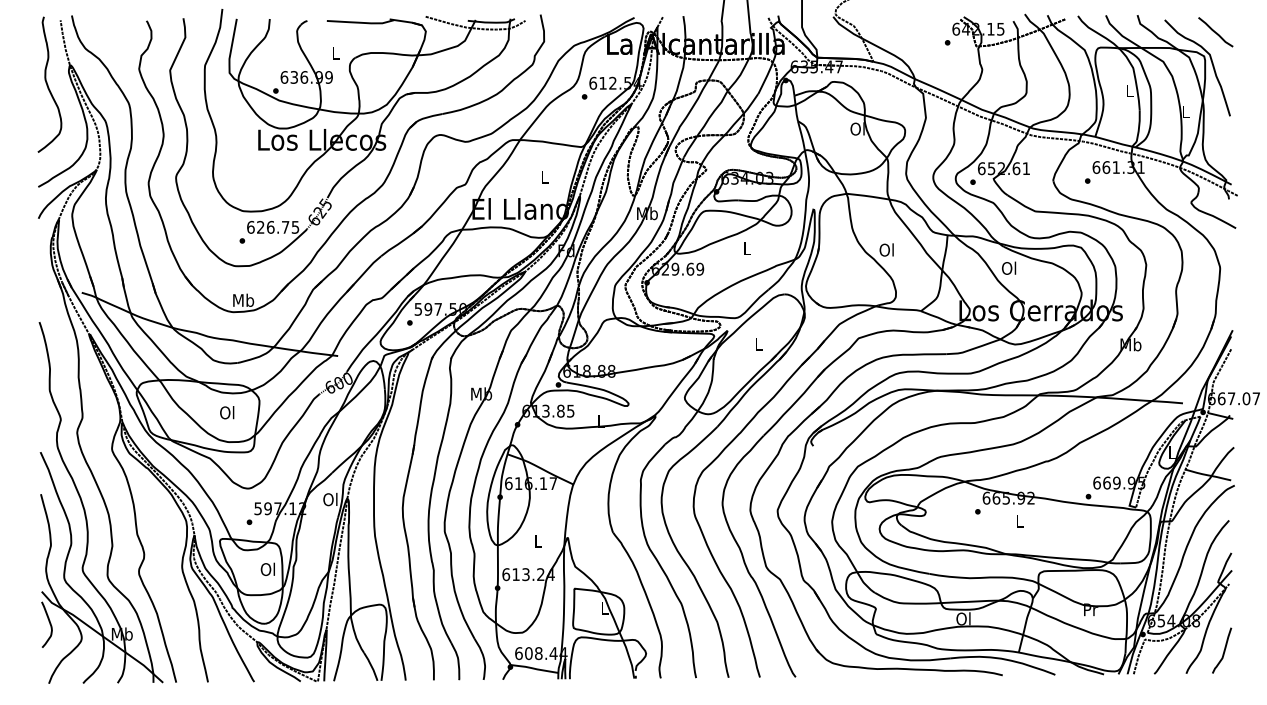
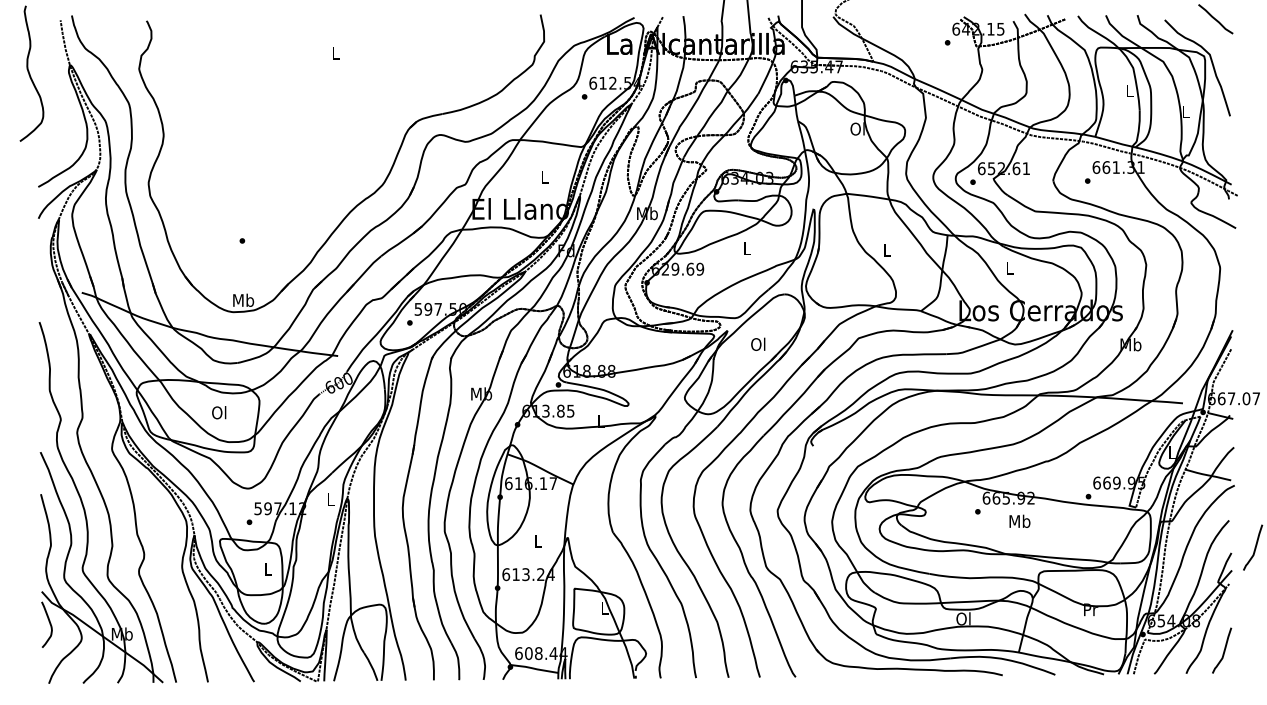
curve position: (1215, 32) -> (1215, 19) (1215, 19)
curve position: (48, 84) -> (30, 73) (30, 73)
part: present -> none (347, 138)
text: Ol -> L (886, 249)
text: Ol -> L (1008, 267)
text: L -> Ol (758, 343)
text position: (227, 412) -> (219, 412) (219, 412)
text: Ol -> L (330, 499)
text: L -> Mb (1019, 520)
curve: none -> present (1254, 547)
text: Ol -> L (267, 568)
